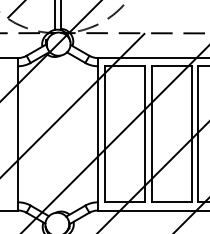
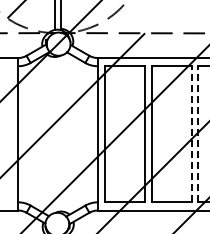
line: solid -> dashed (191, 133)
line: solid -> dashed (198, 133)
